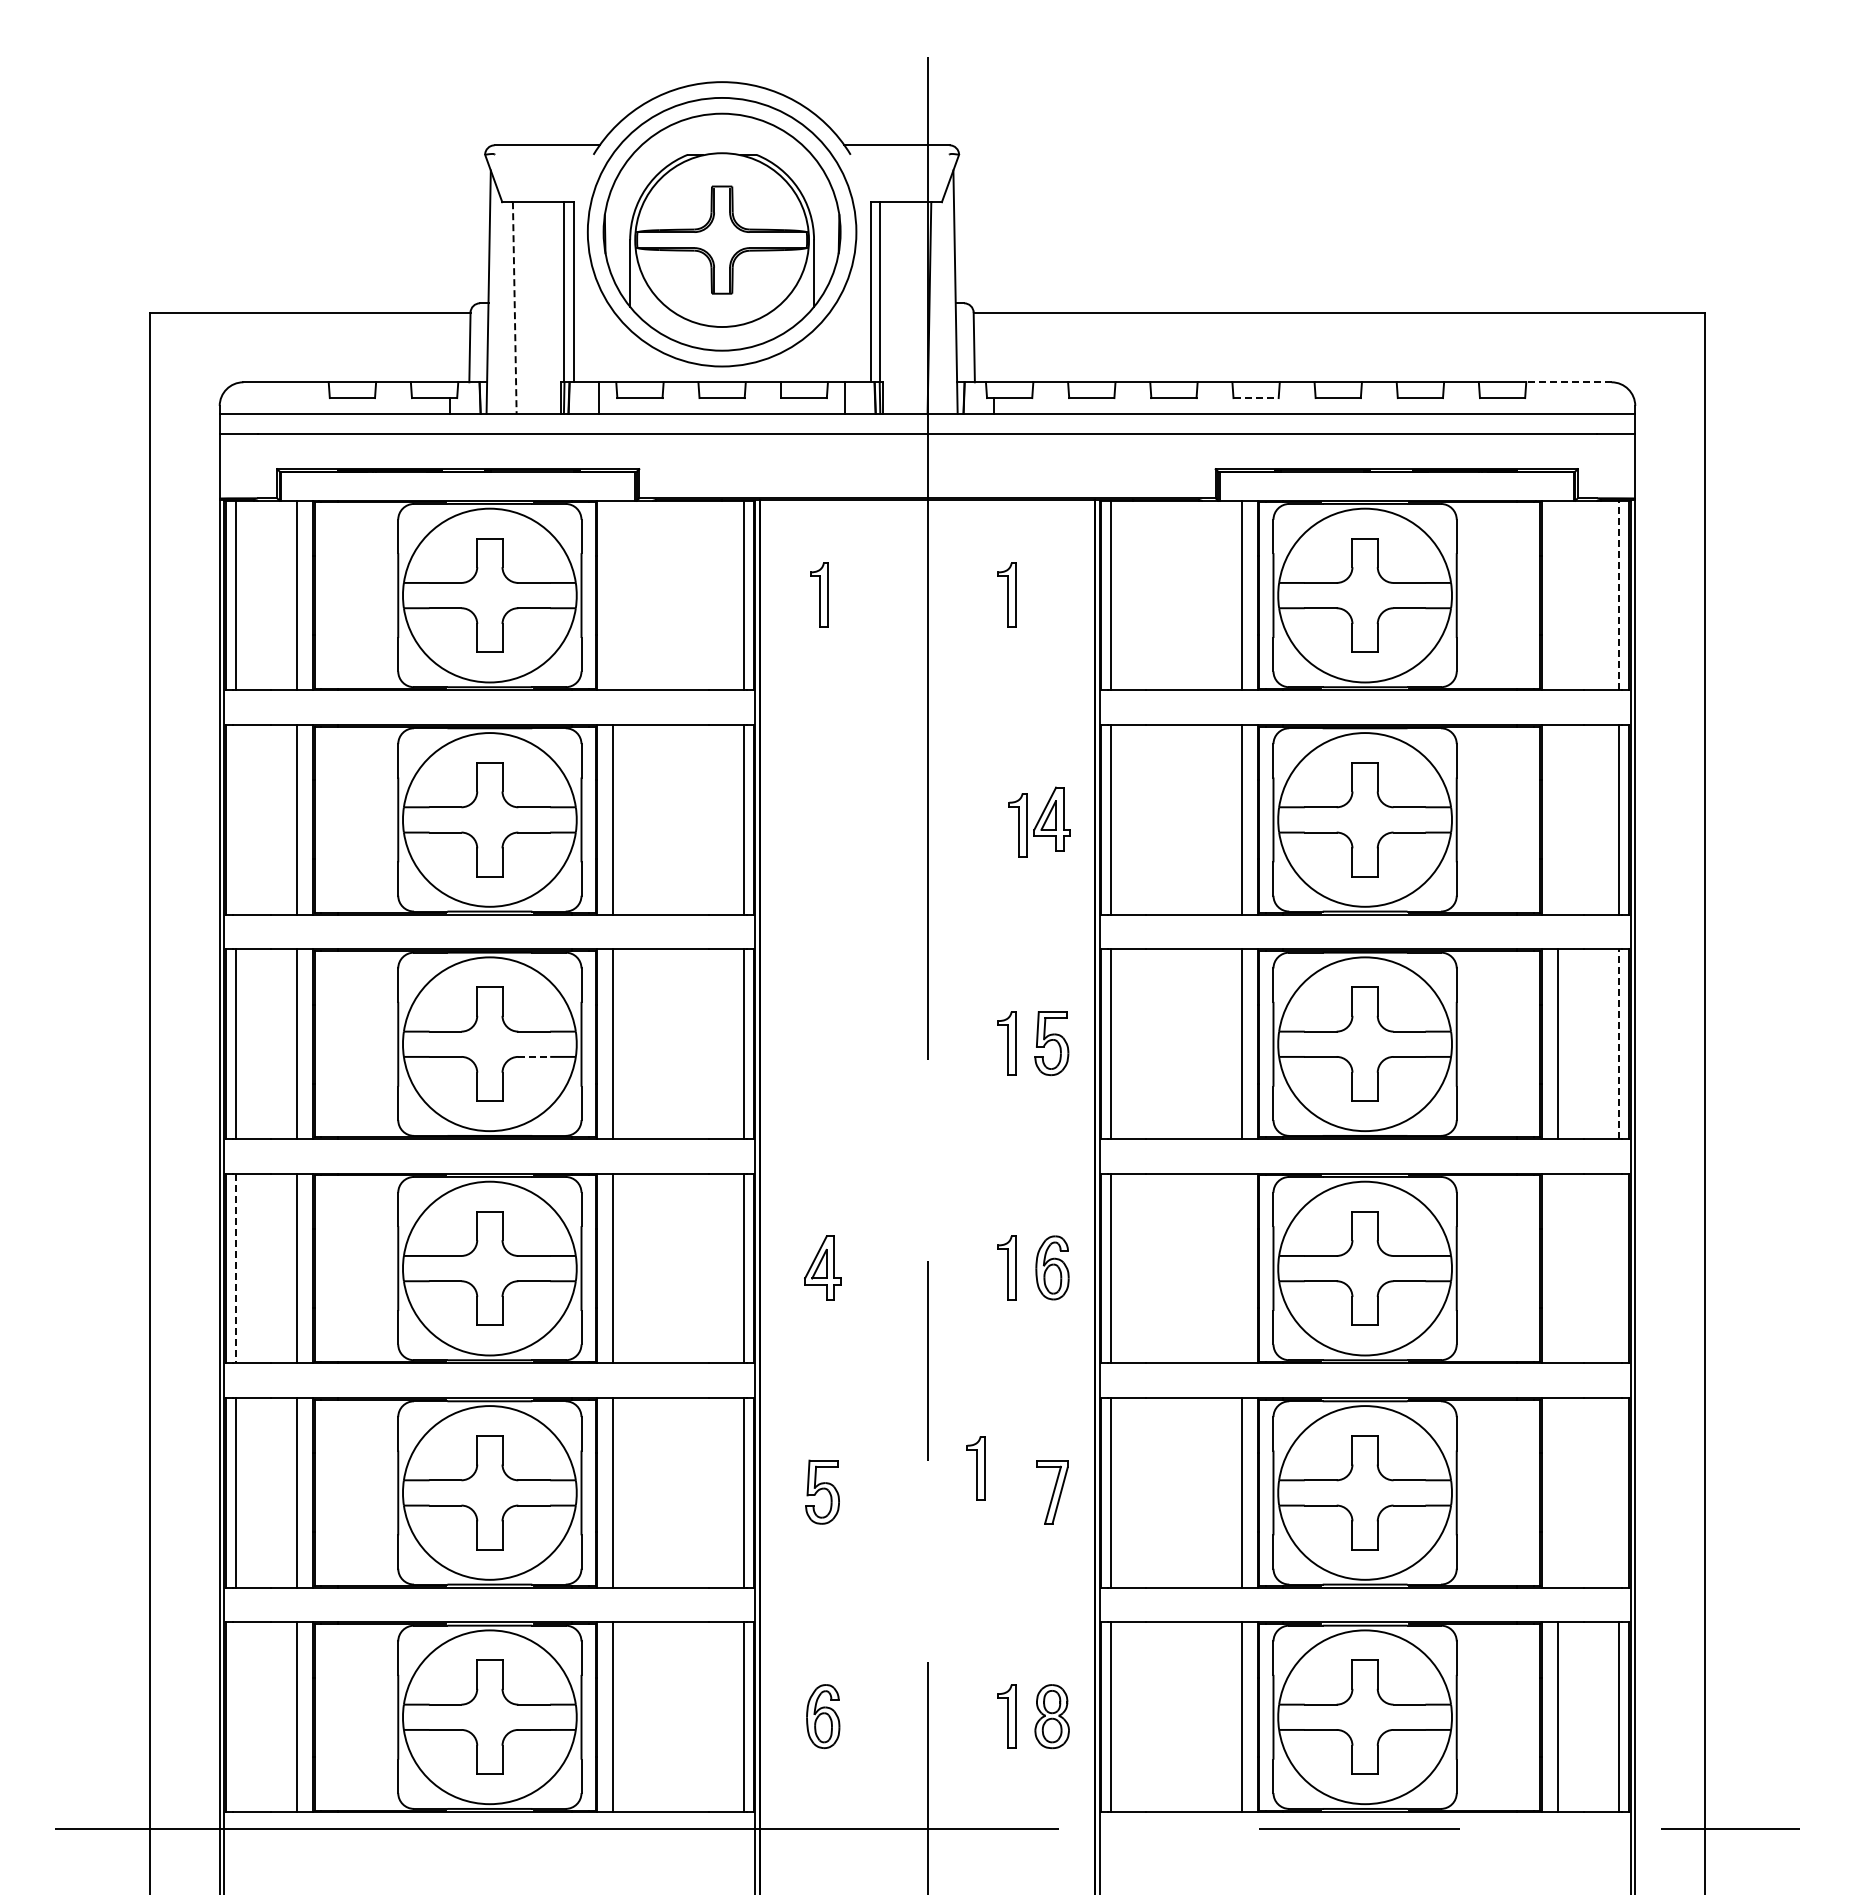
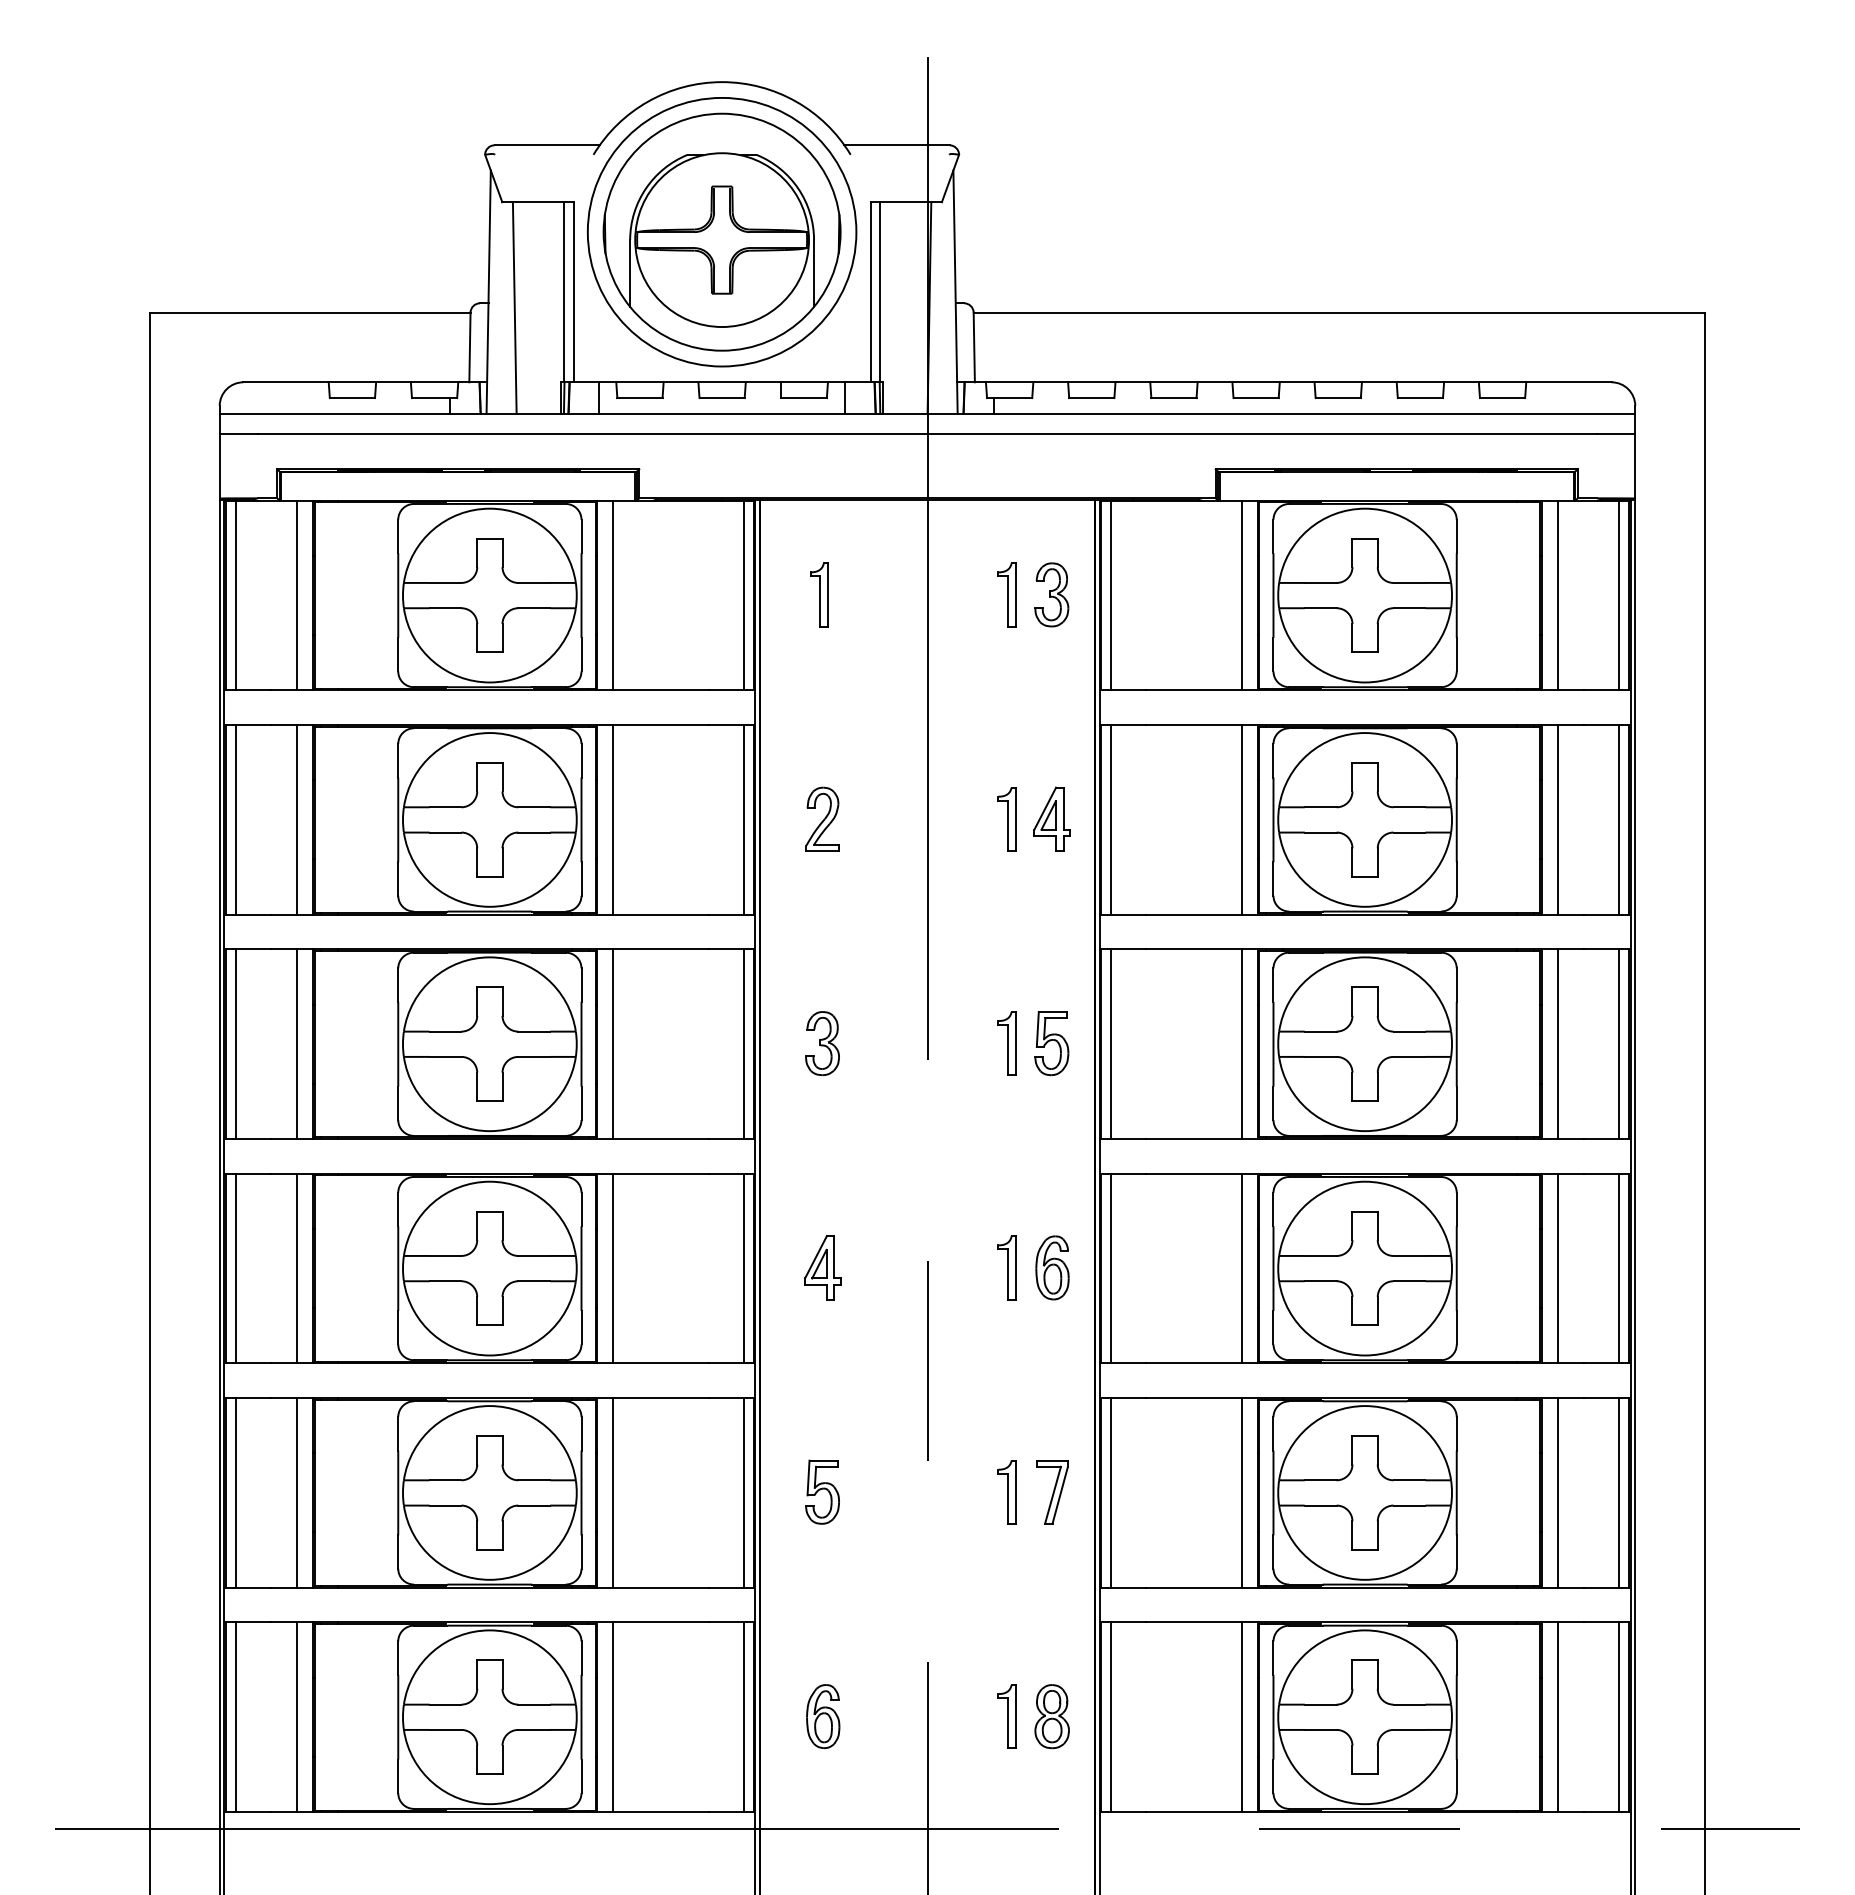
line: dashed -> solid (514, 308)
line: dashed -> solid (1568, 382)
line: dashed -> solid (1256, 398)
part: none -> present (1051, 594)
line: none -> present (613, 595)
line: none -> present (1557, 595)
line: dashed -> solid (1619, 595)
part: none -> present (822, 818)
line: none -> present (235, 819)
line: none -> present (1557, 819)
part position: (1017, 825) -> (1006, 819) (1006, 819)
part: none -> present (822, 1043)
line: dashed -> solid (1619, 1044)
line: dashed -> solid (534, 1056)
line: dashed -> solid (235, 1268)
line: none -> present (1241, 1268)
line: none -> present (1557, 1268)
line: none -> present (1619, 1268)
part position: (975, 1468) -> (1006, 1492) (1006, 1492)
line: none -> present (1557, 1492)
line: none -> present (1619, 1492)
line: none -> present (235, 1717)
